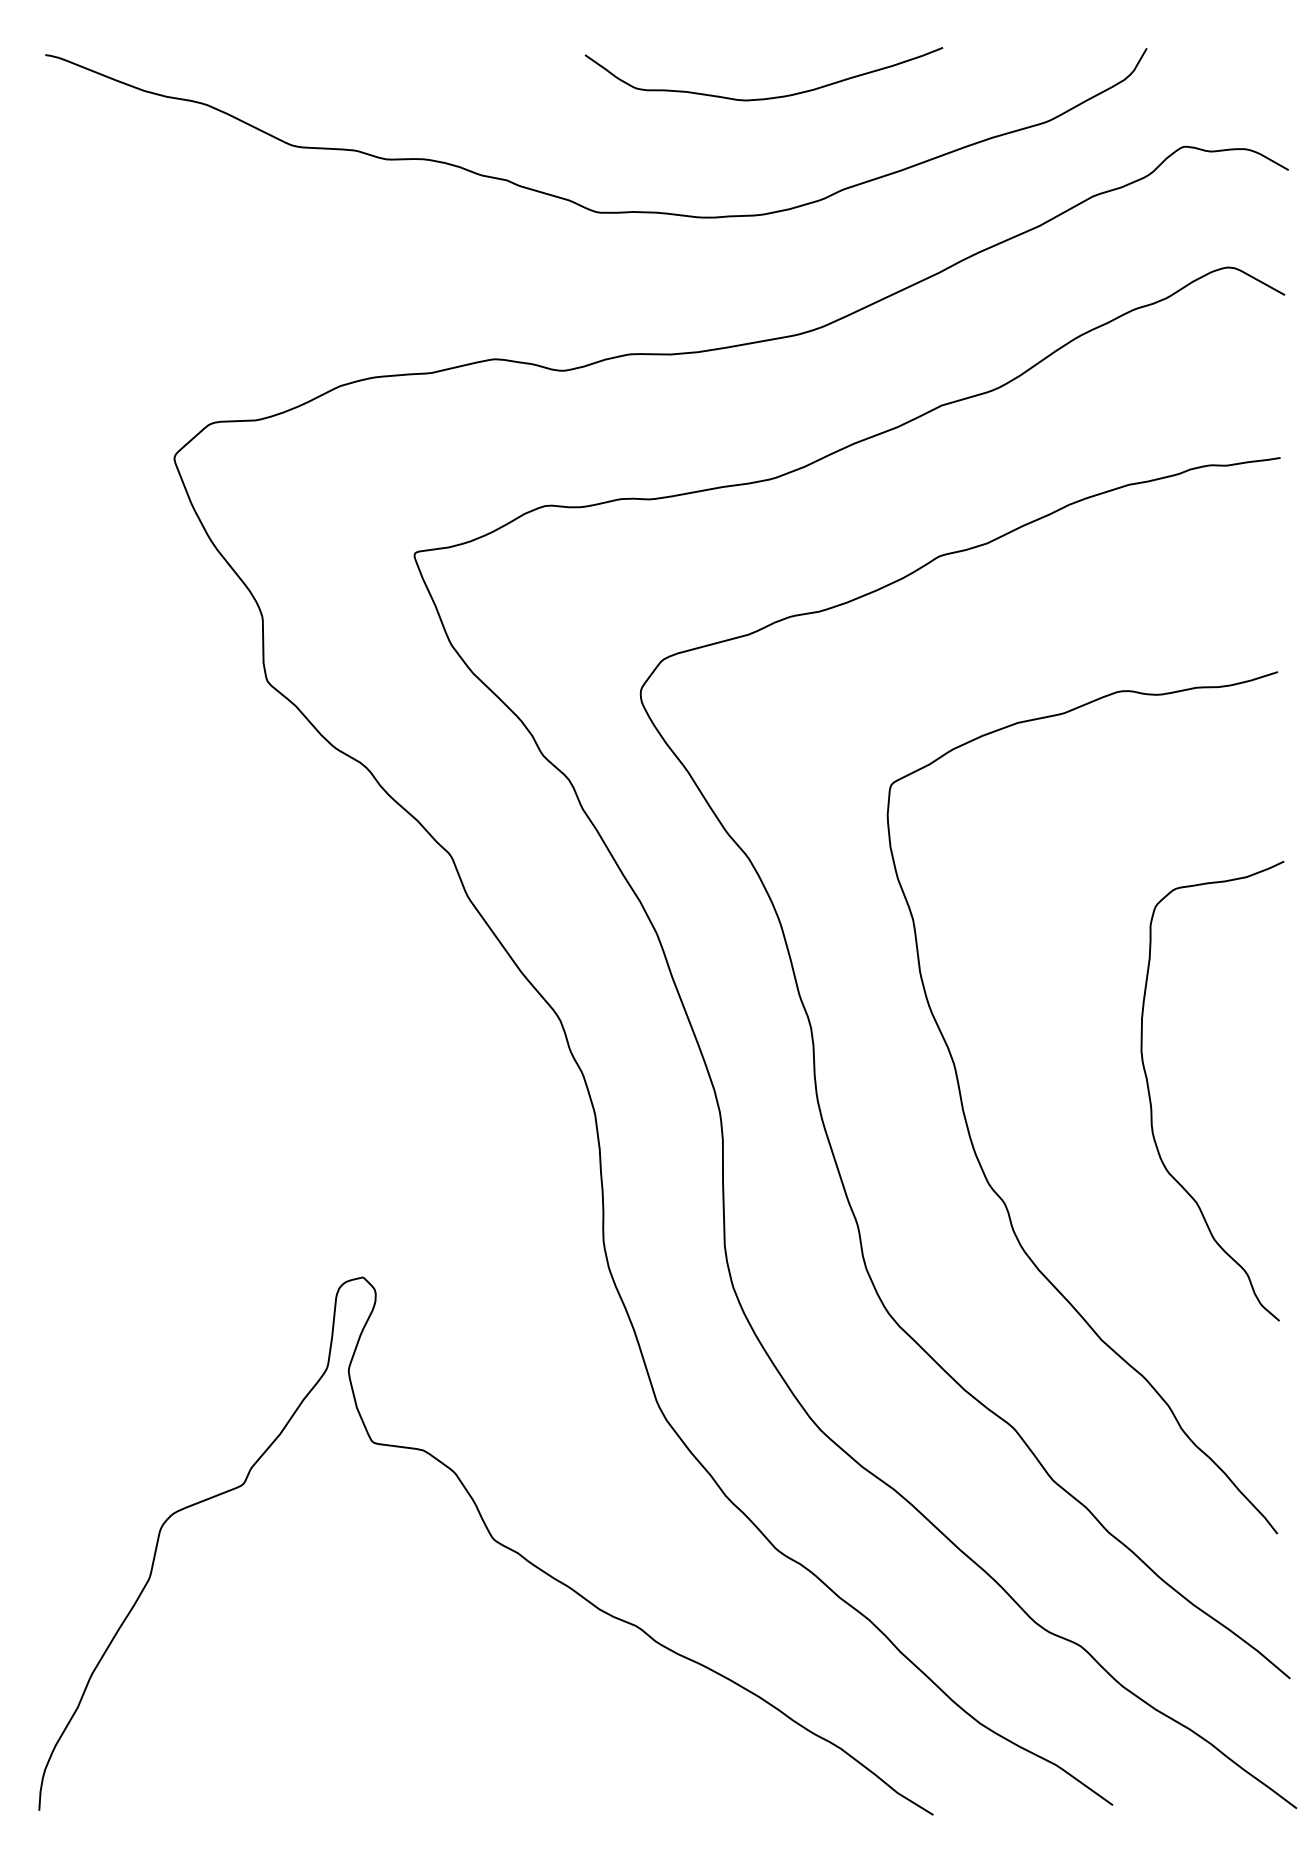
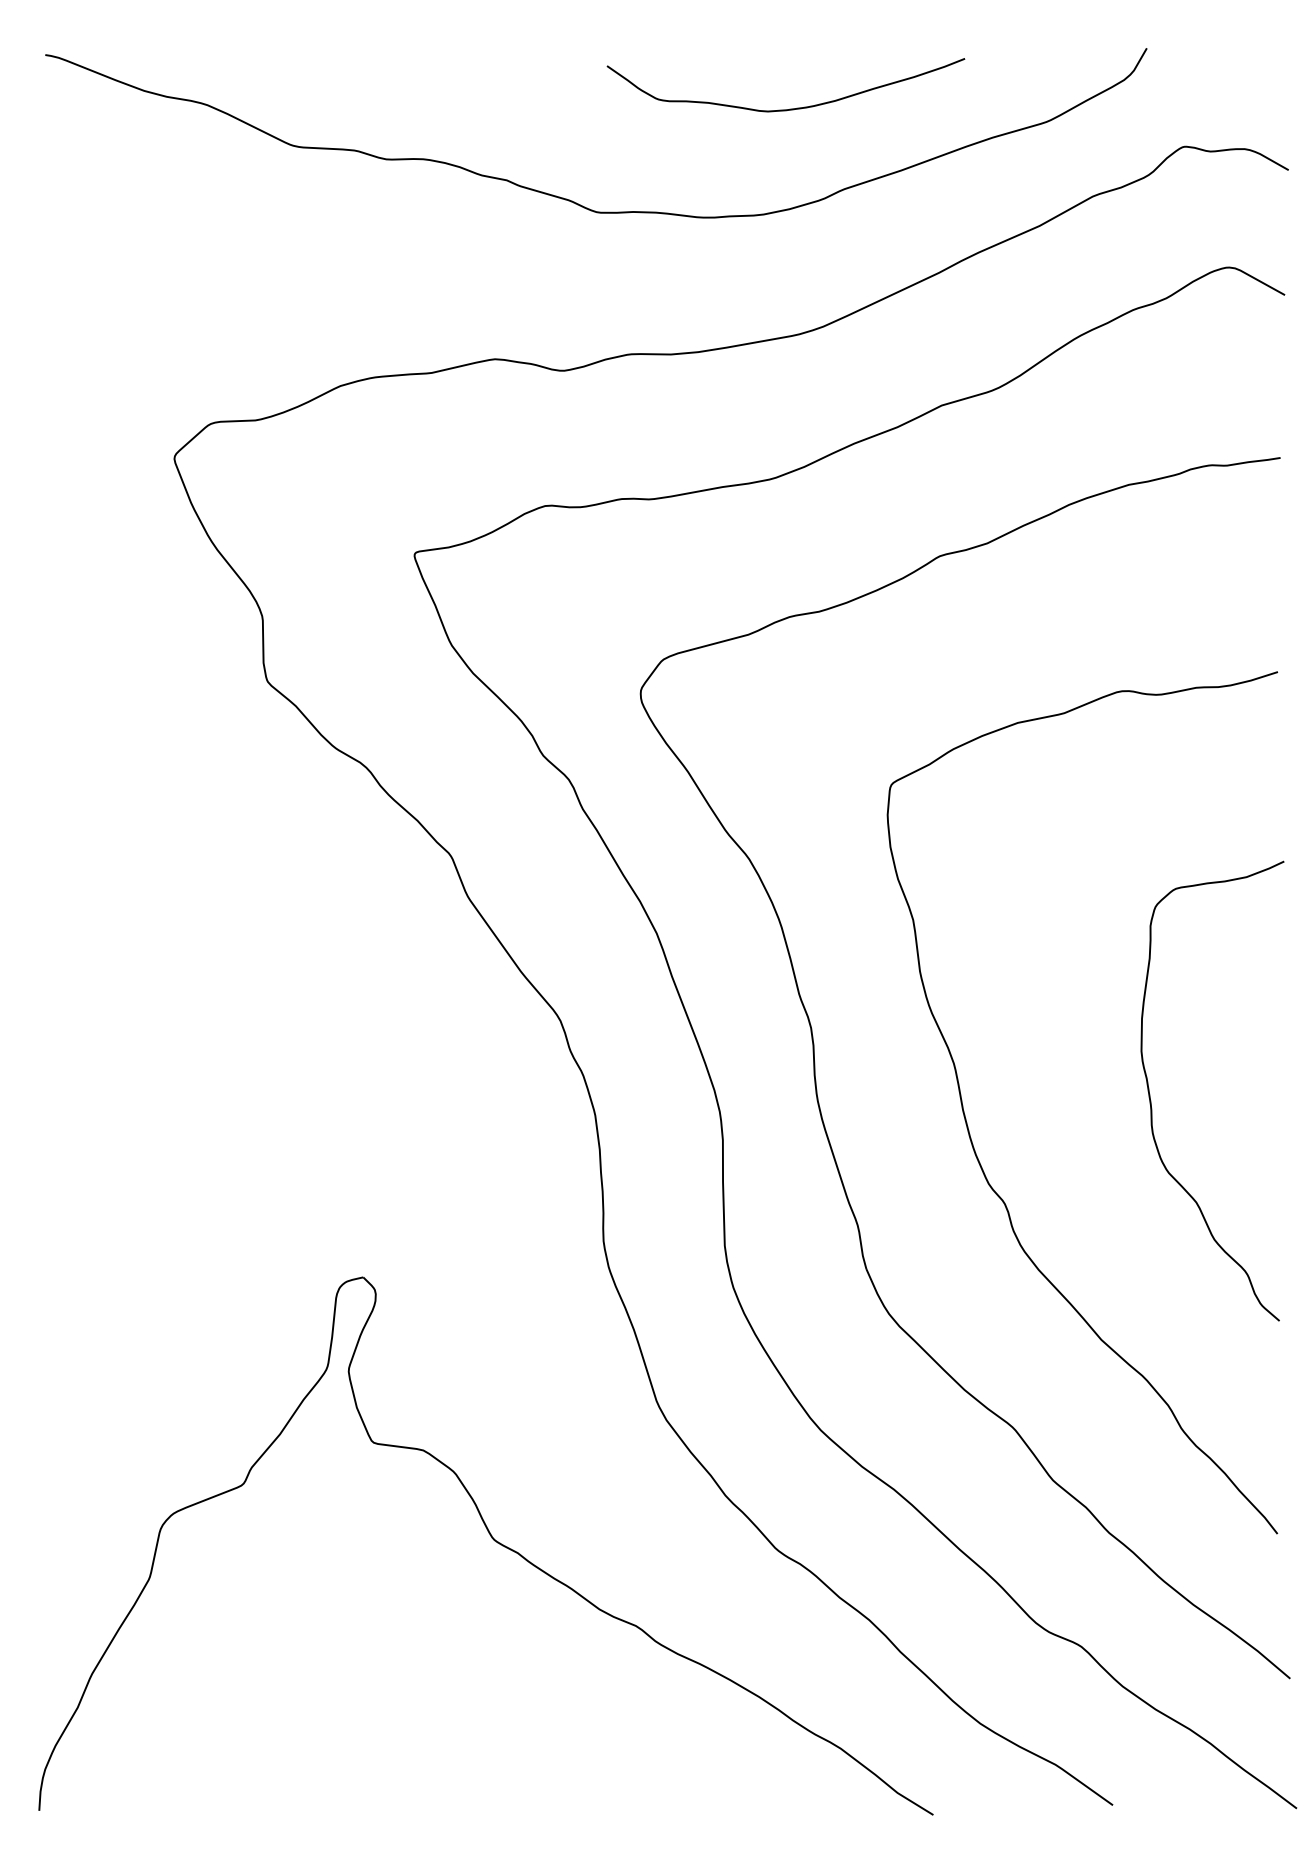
curve position: (767, 97) -> (789, 108) (789, 108)
